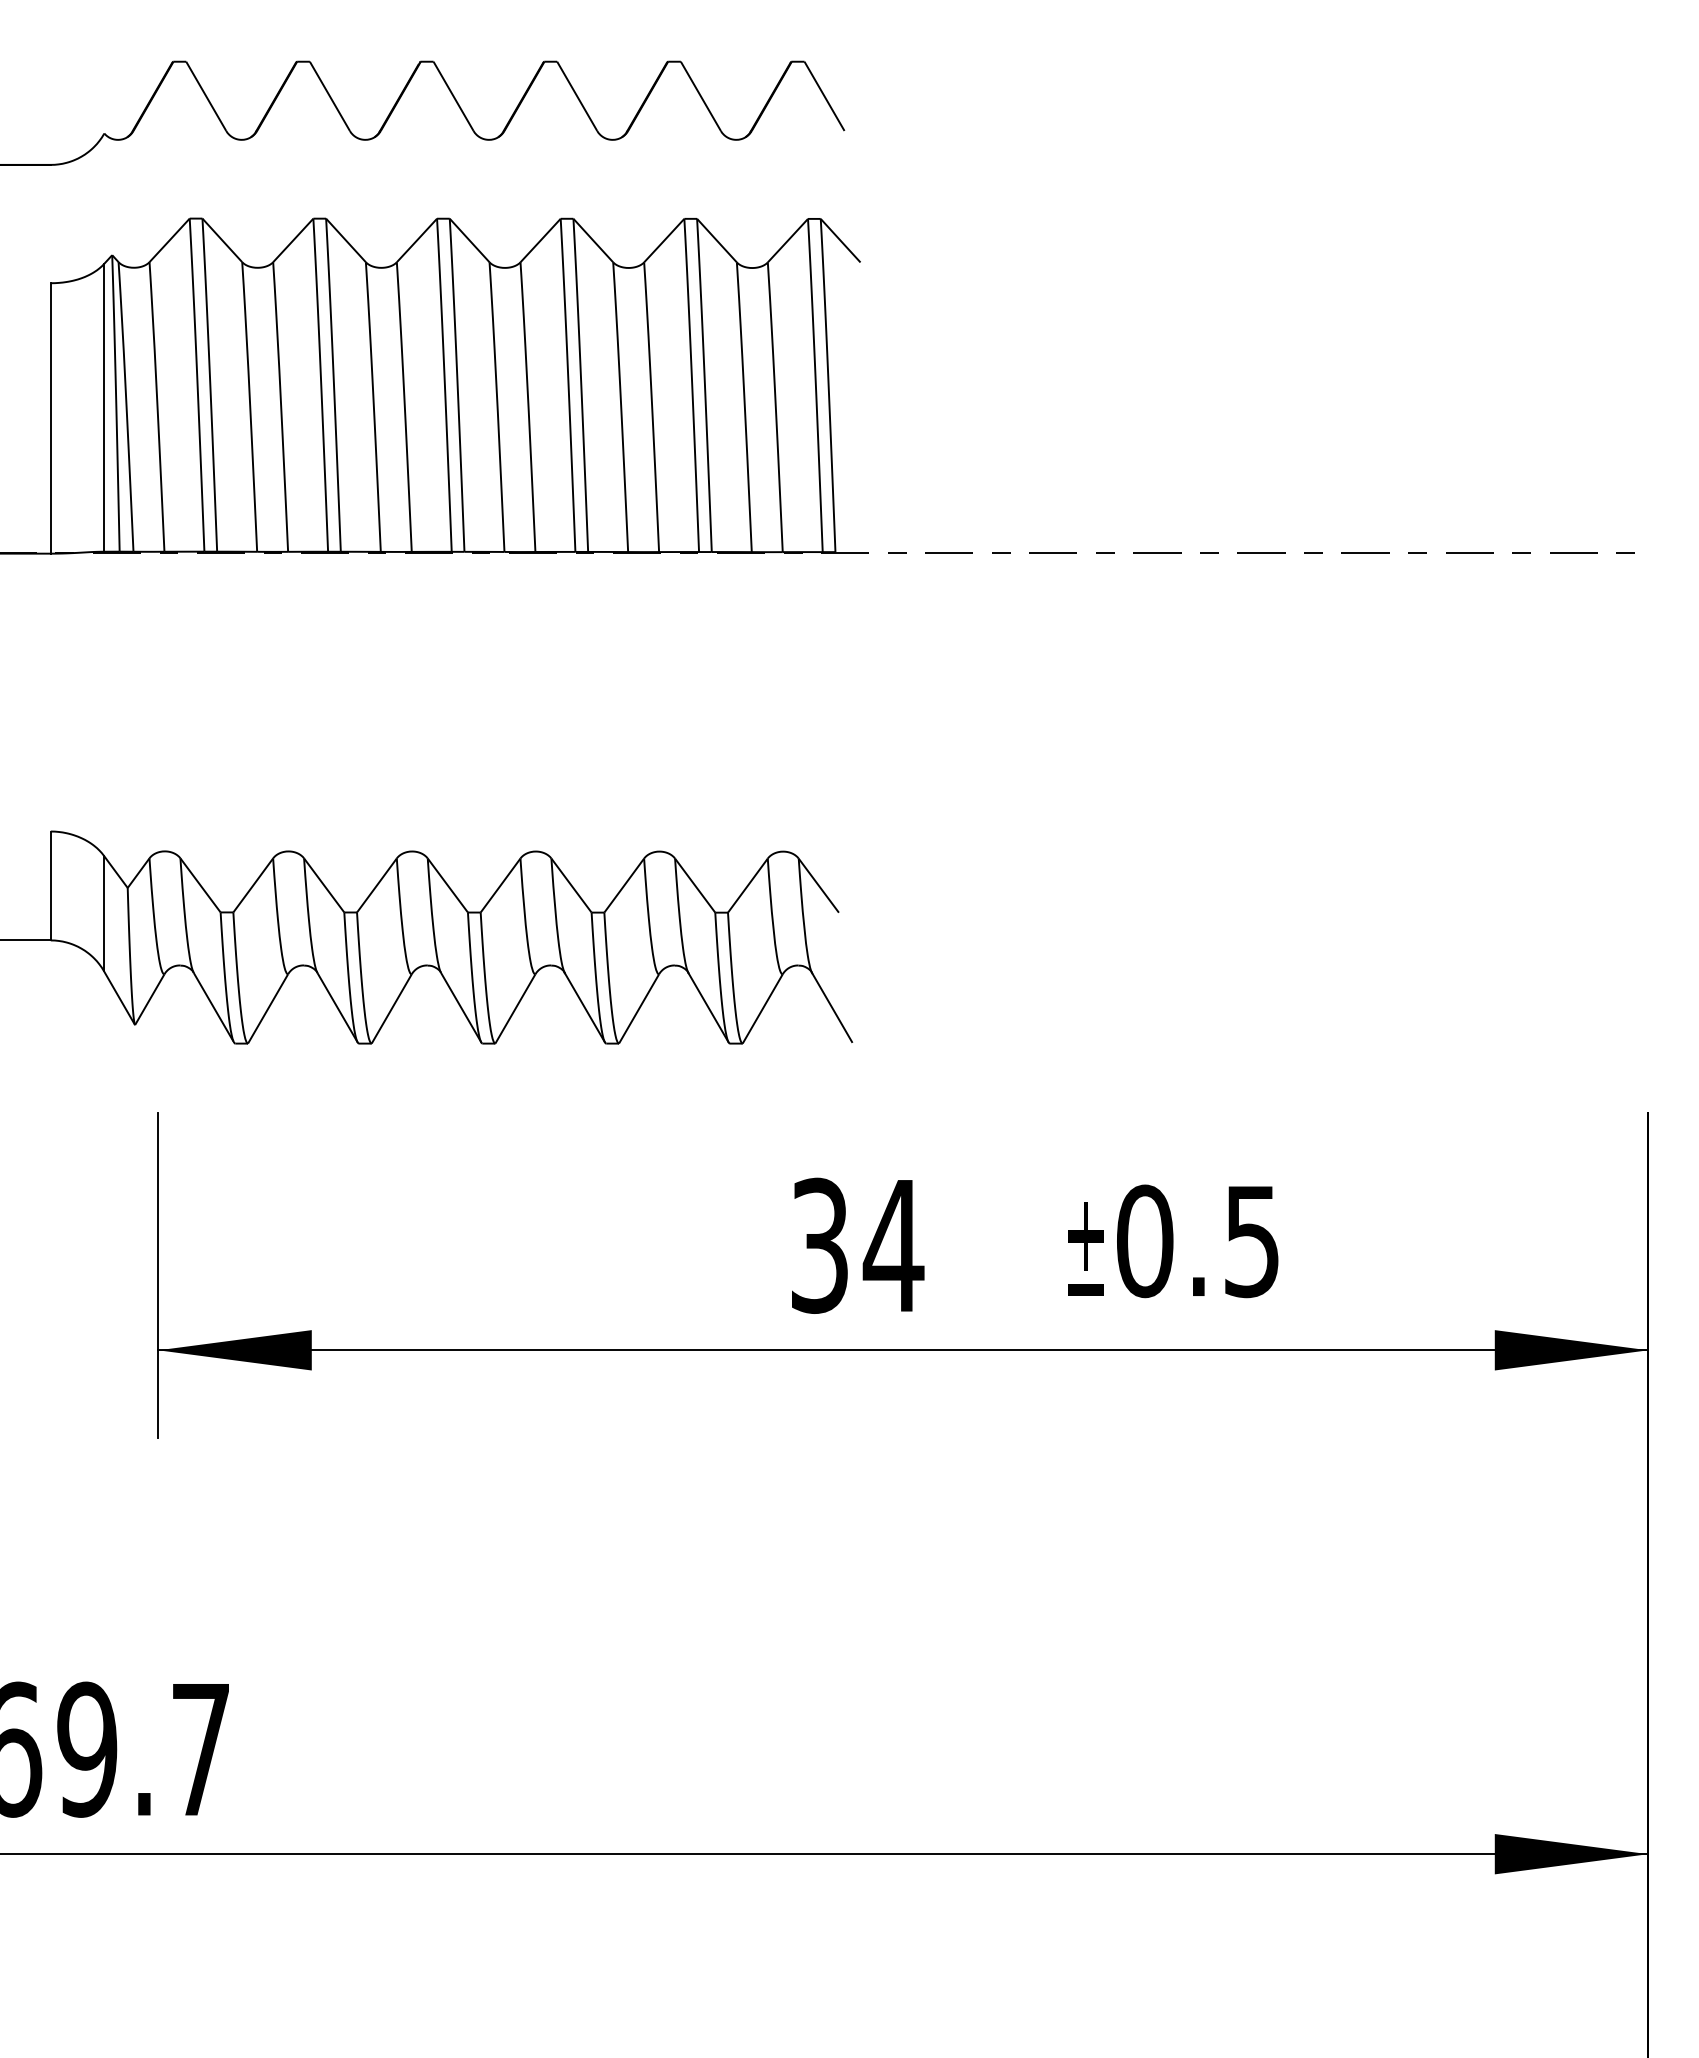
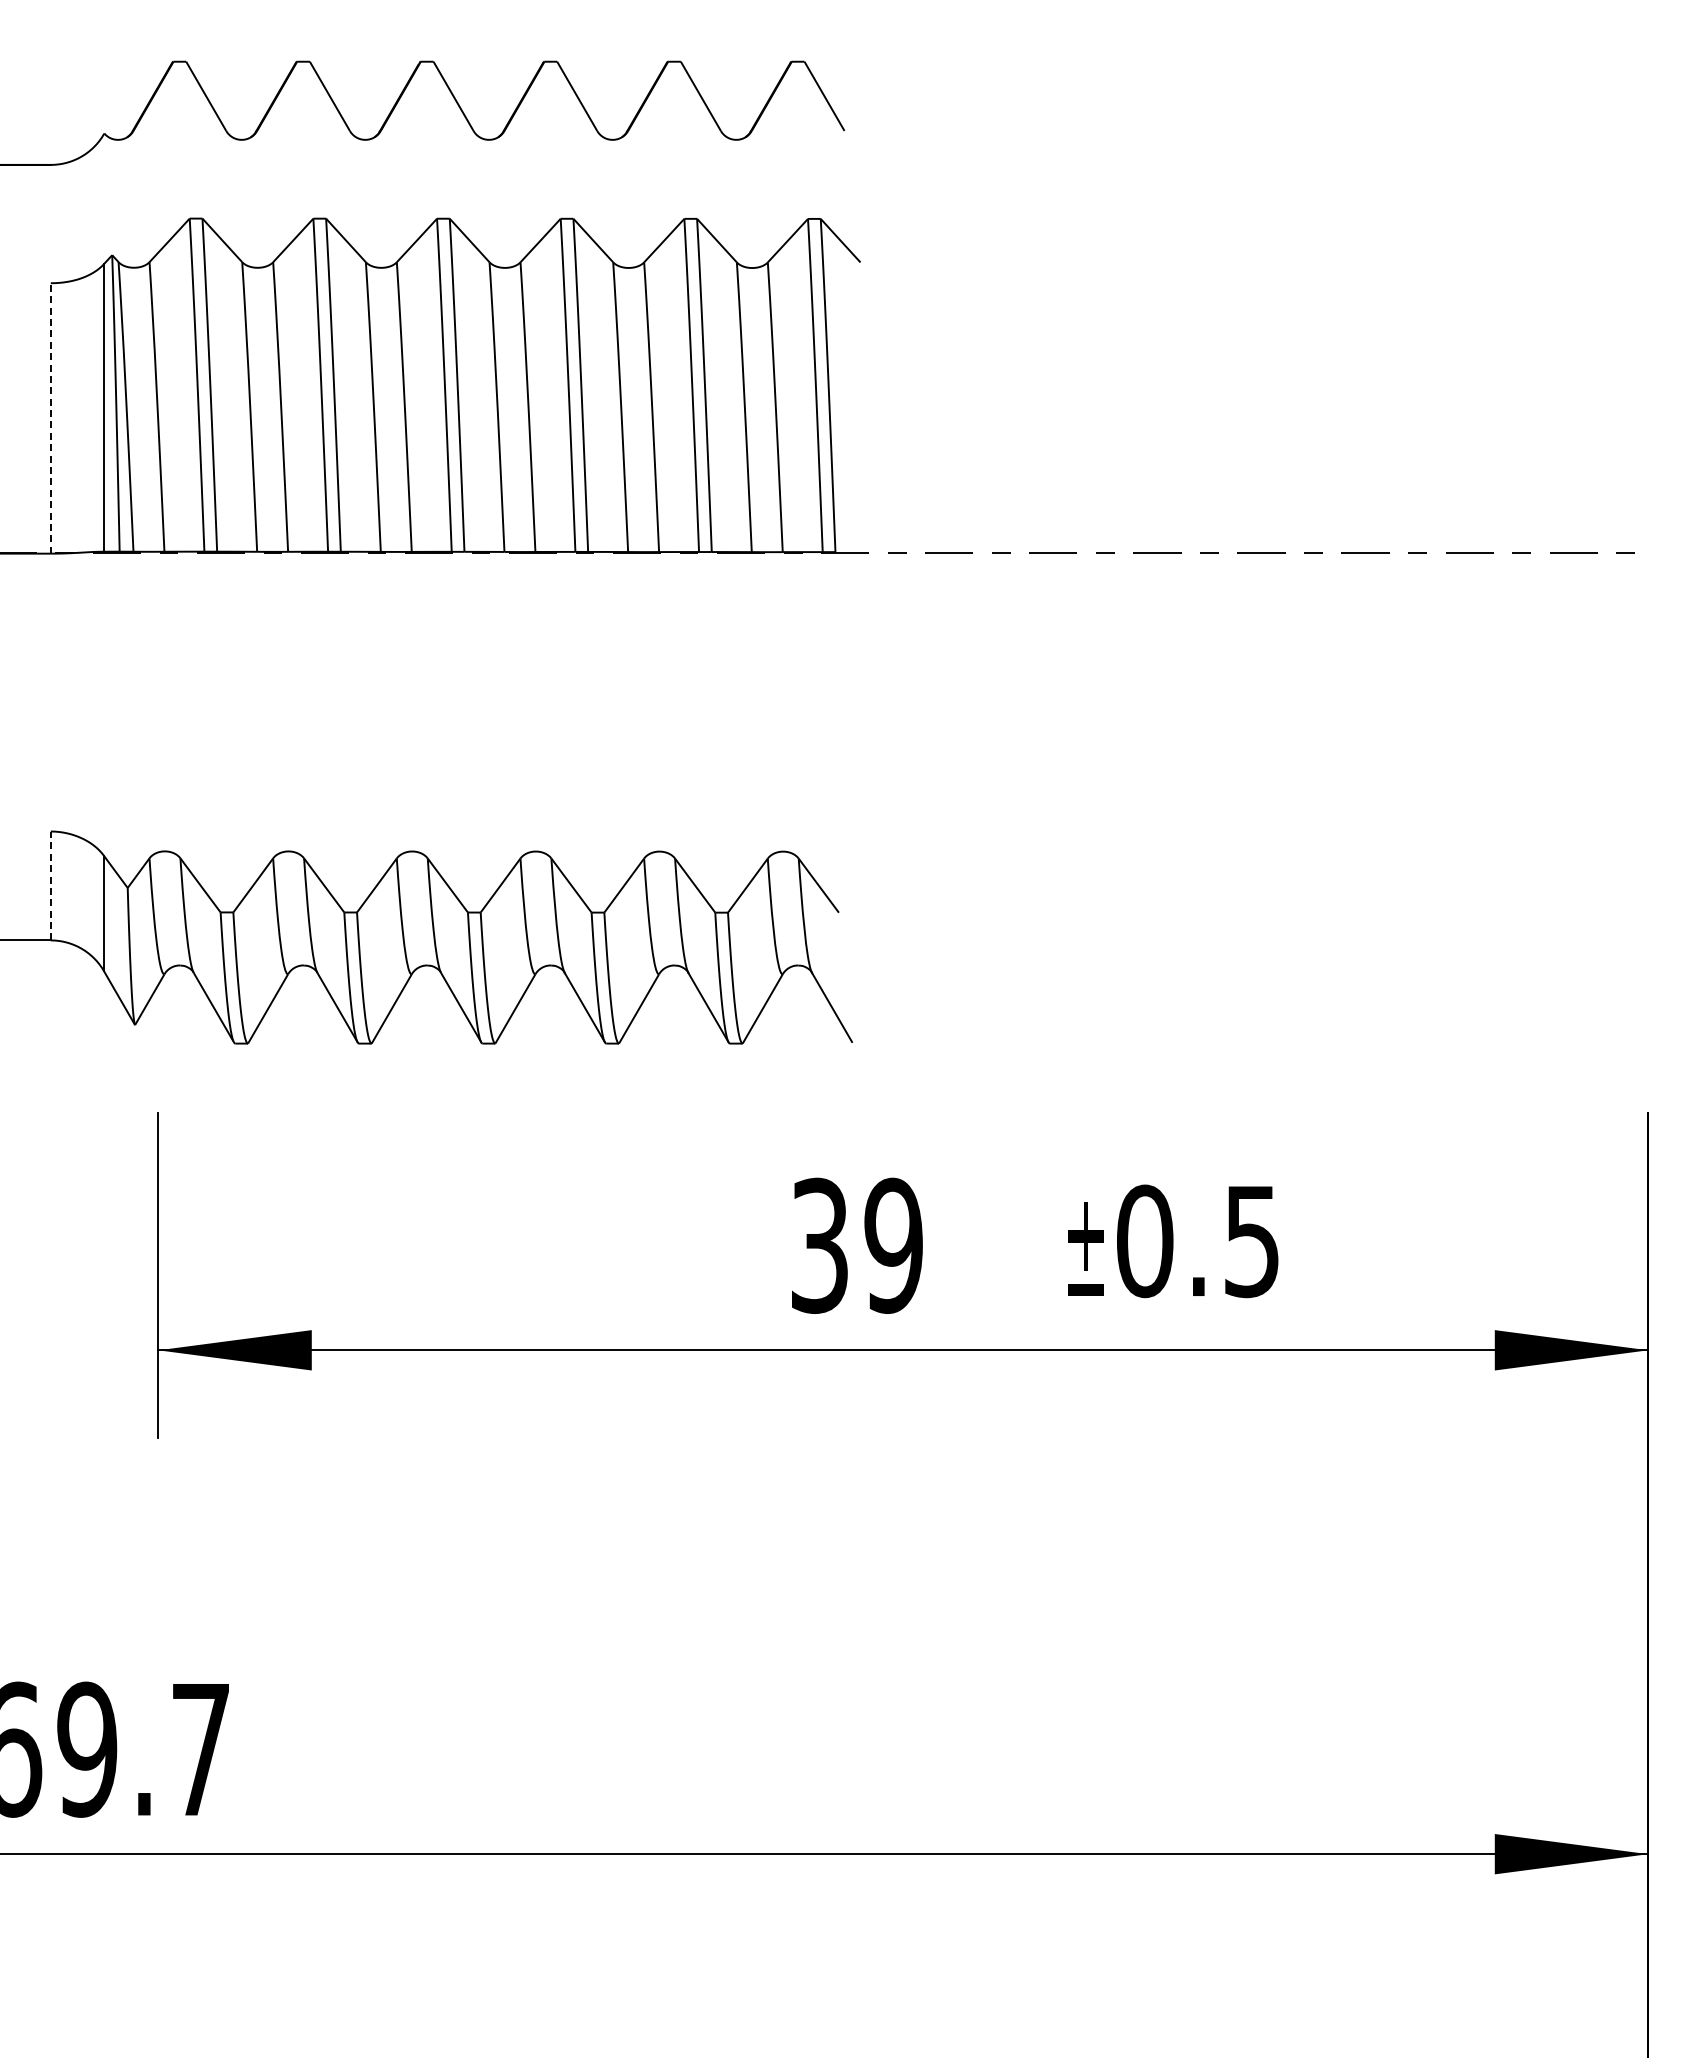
line: solid -> dashed (50, 417)
line: solid -> dashed (50, 885)
text: 34 -> 39 (893, 1245)
